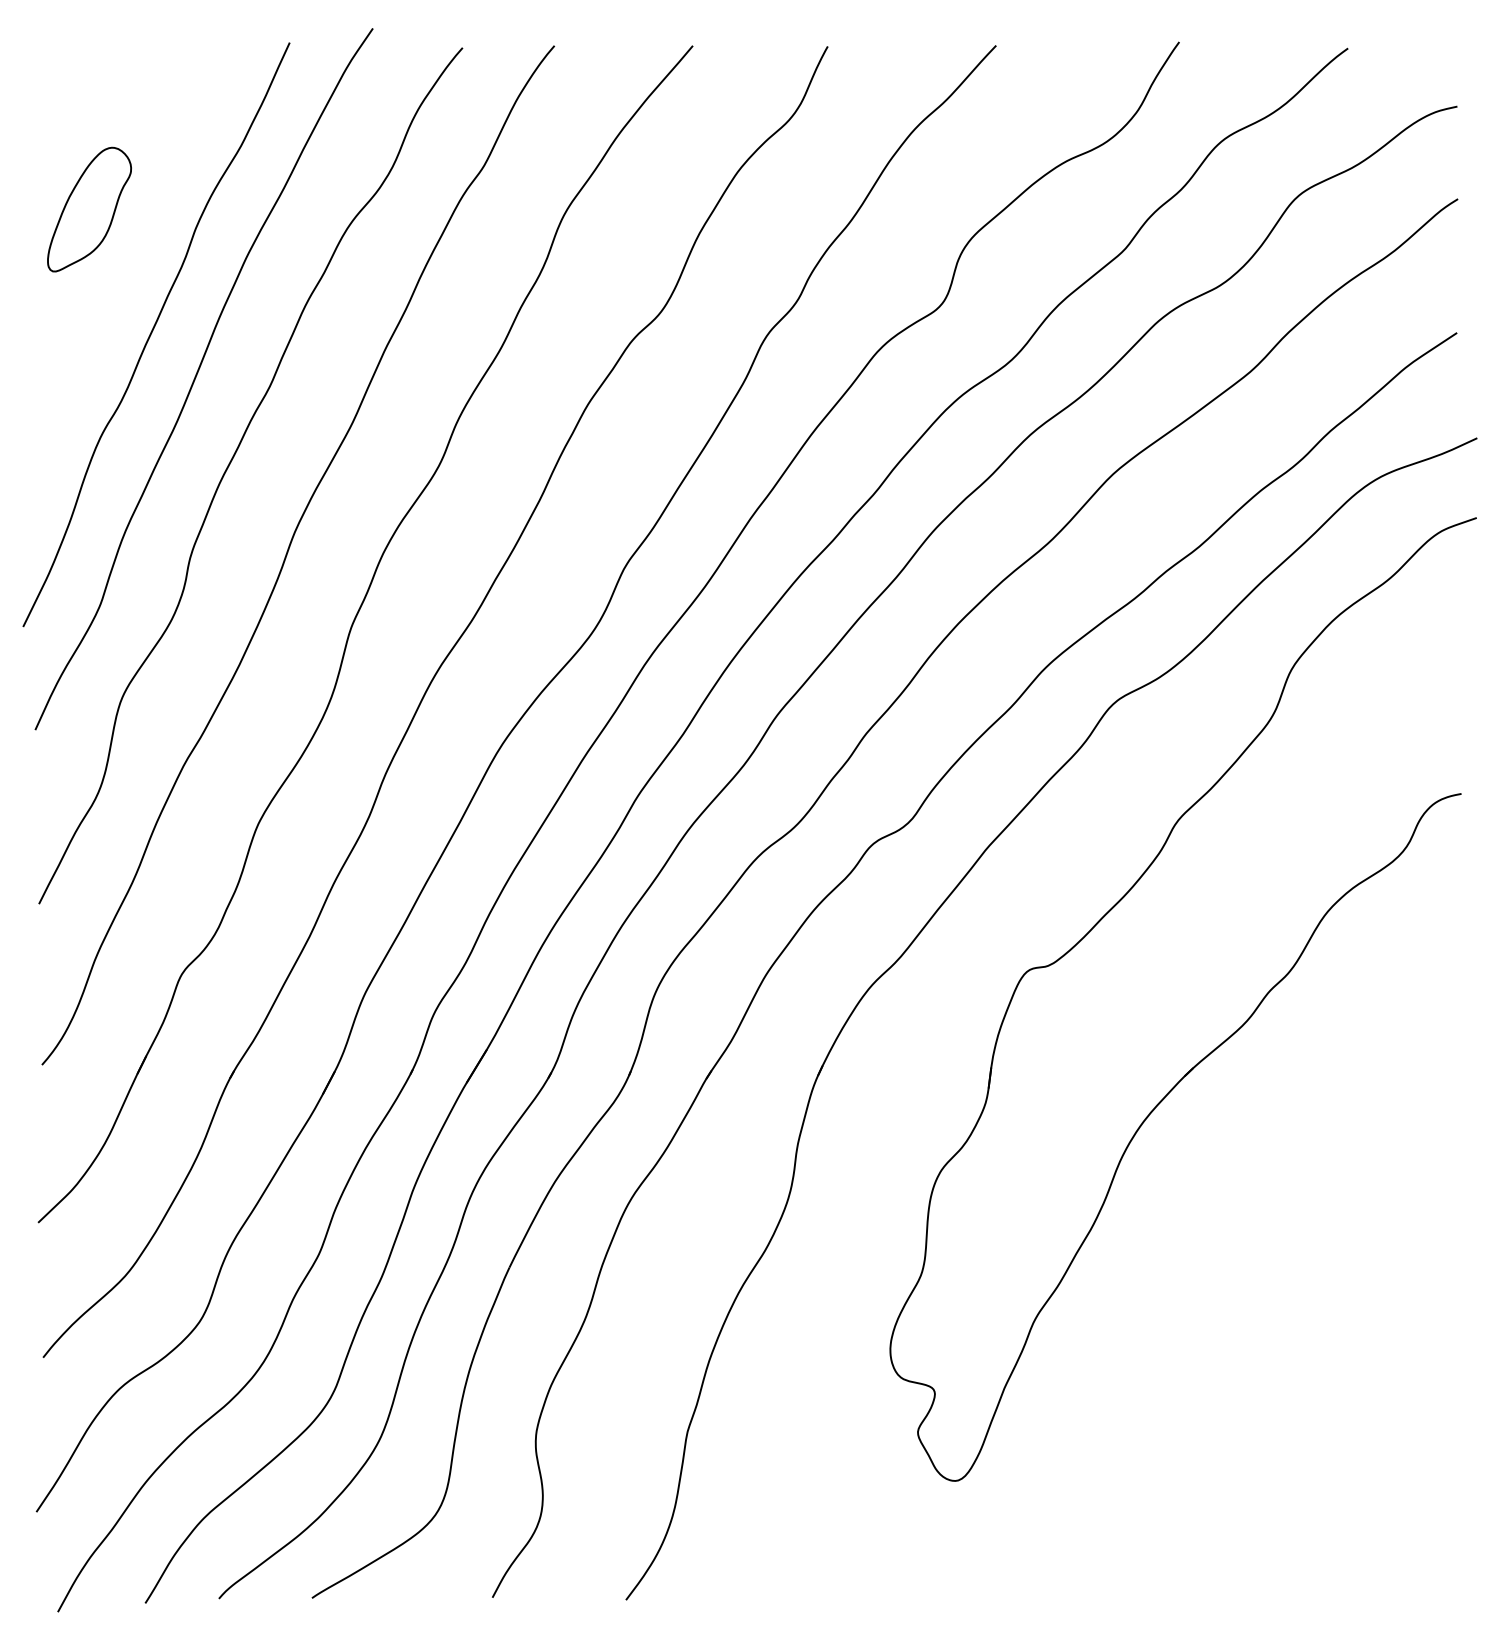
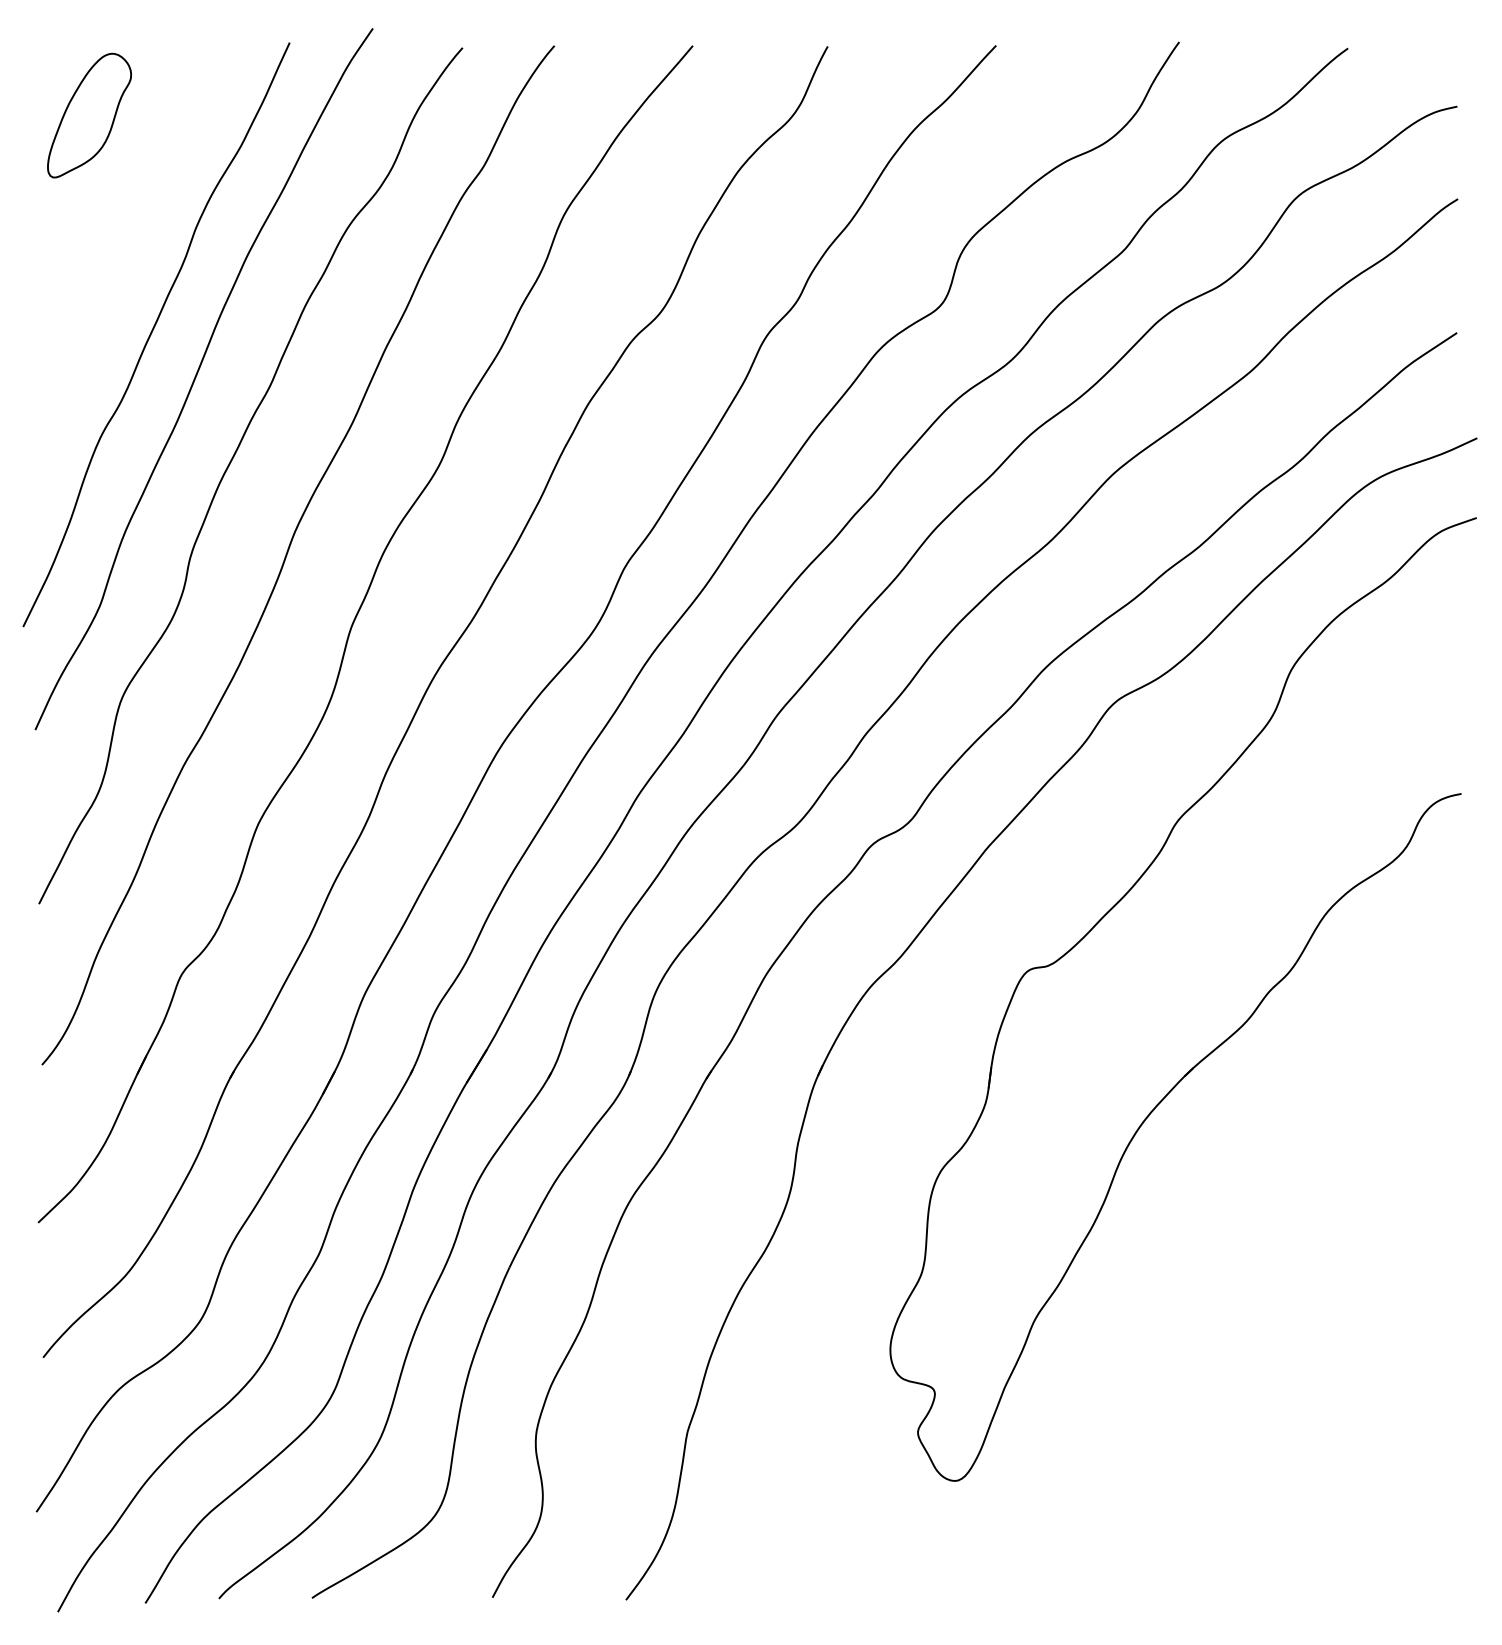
part position: (89, 209) -> (89, 115) (89, 115)
